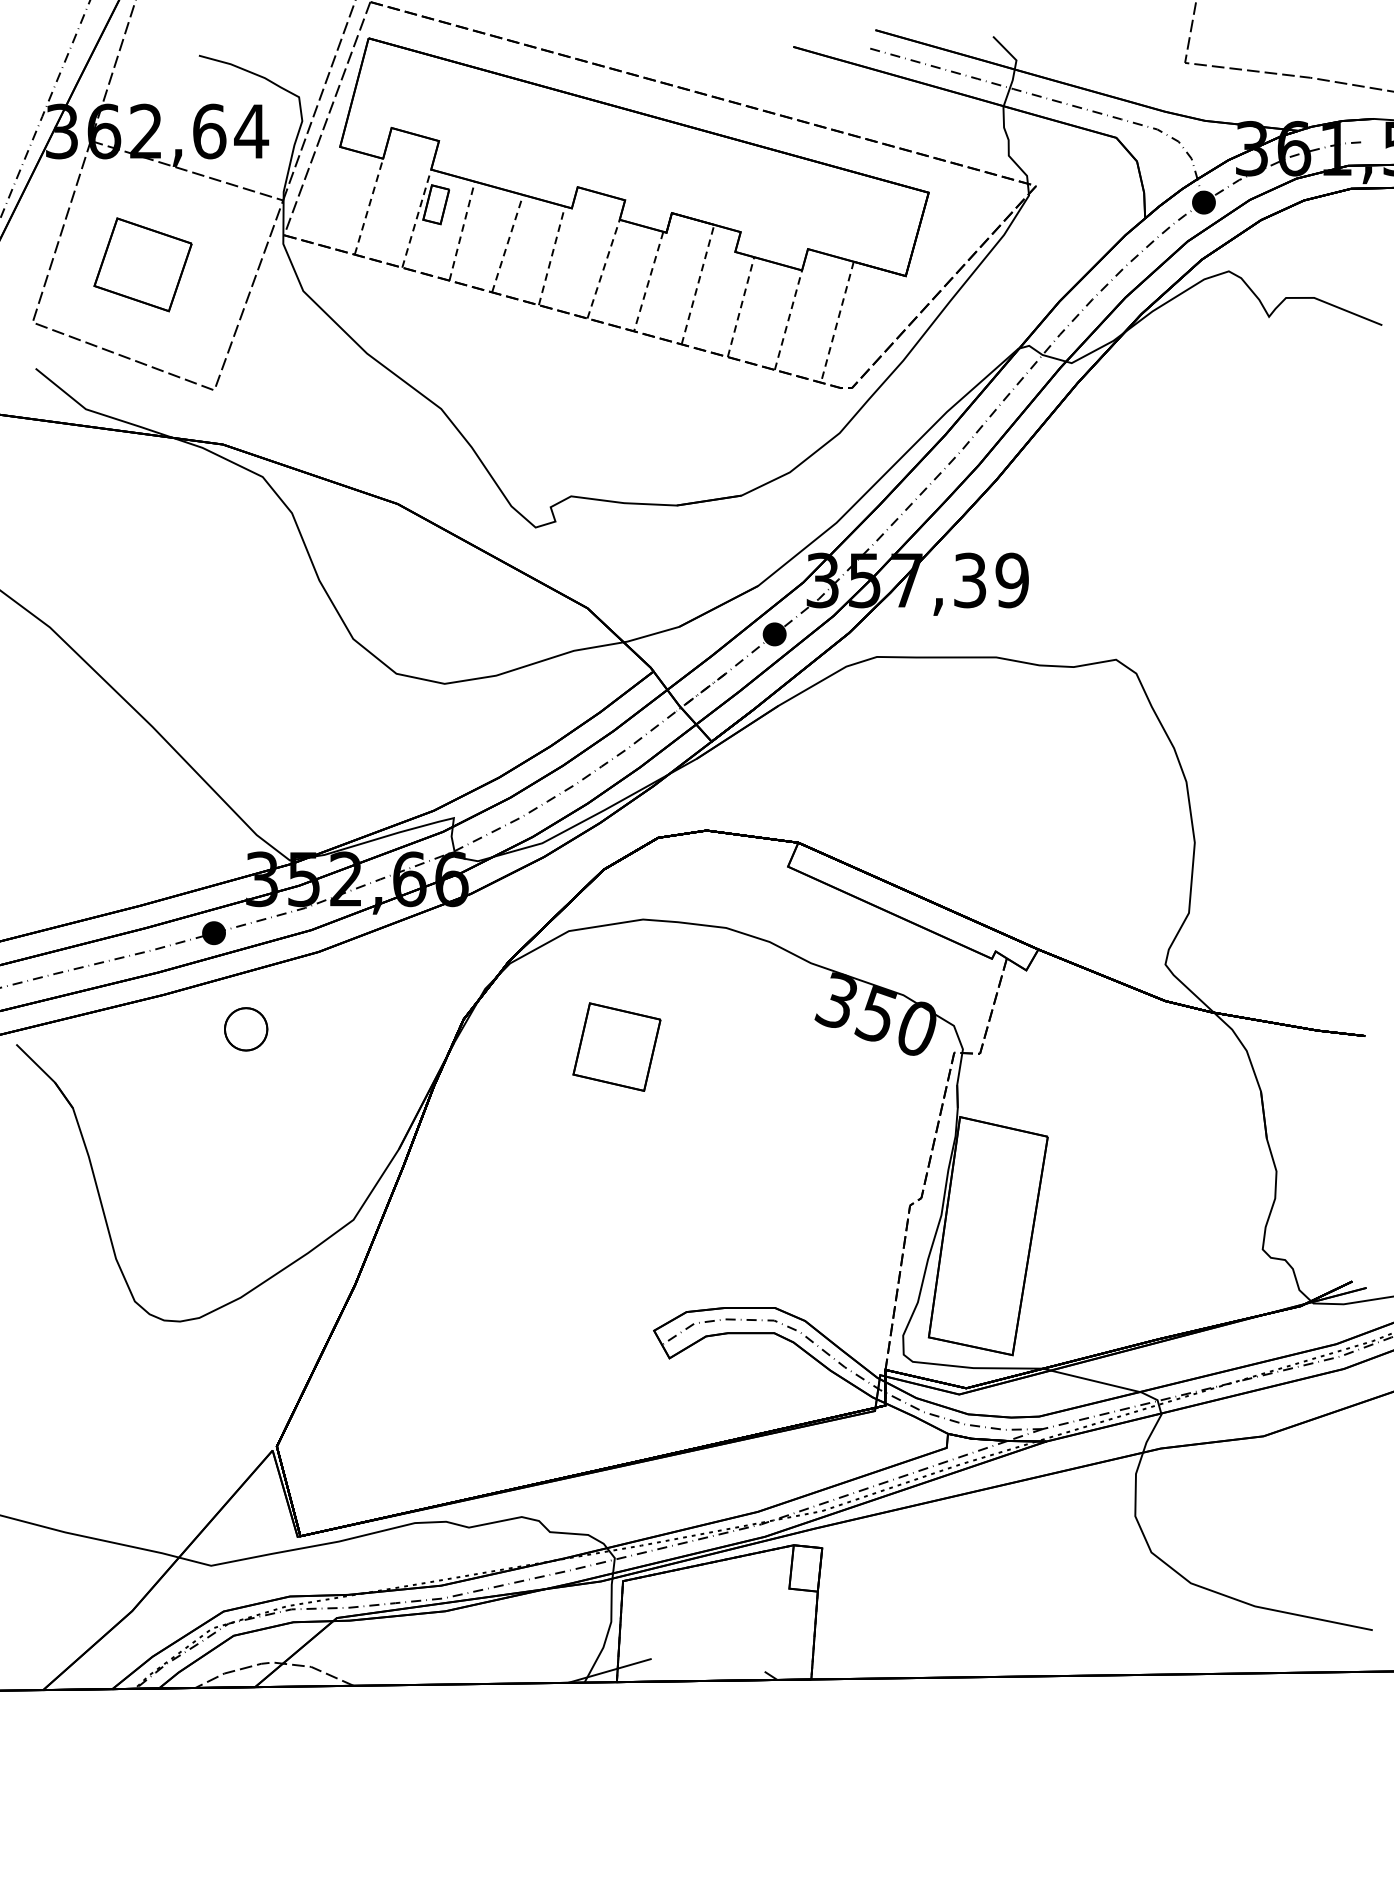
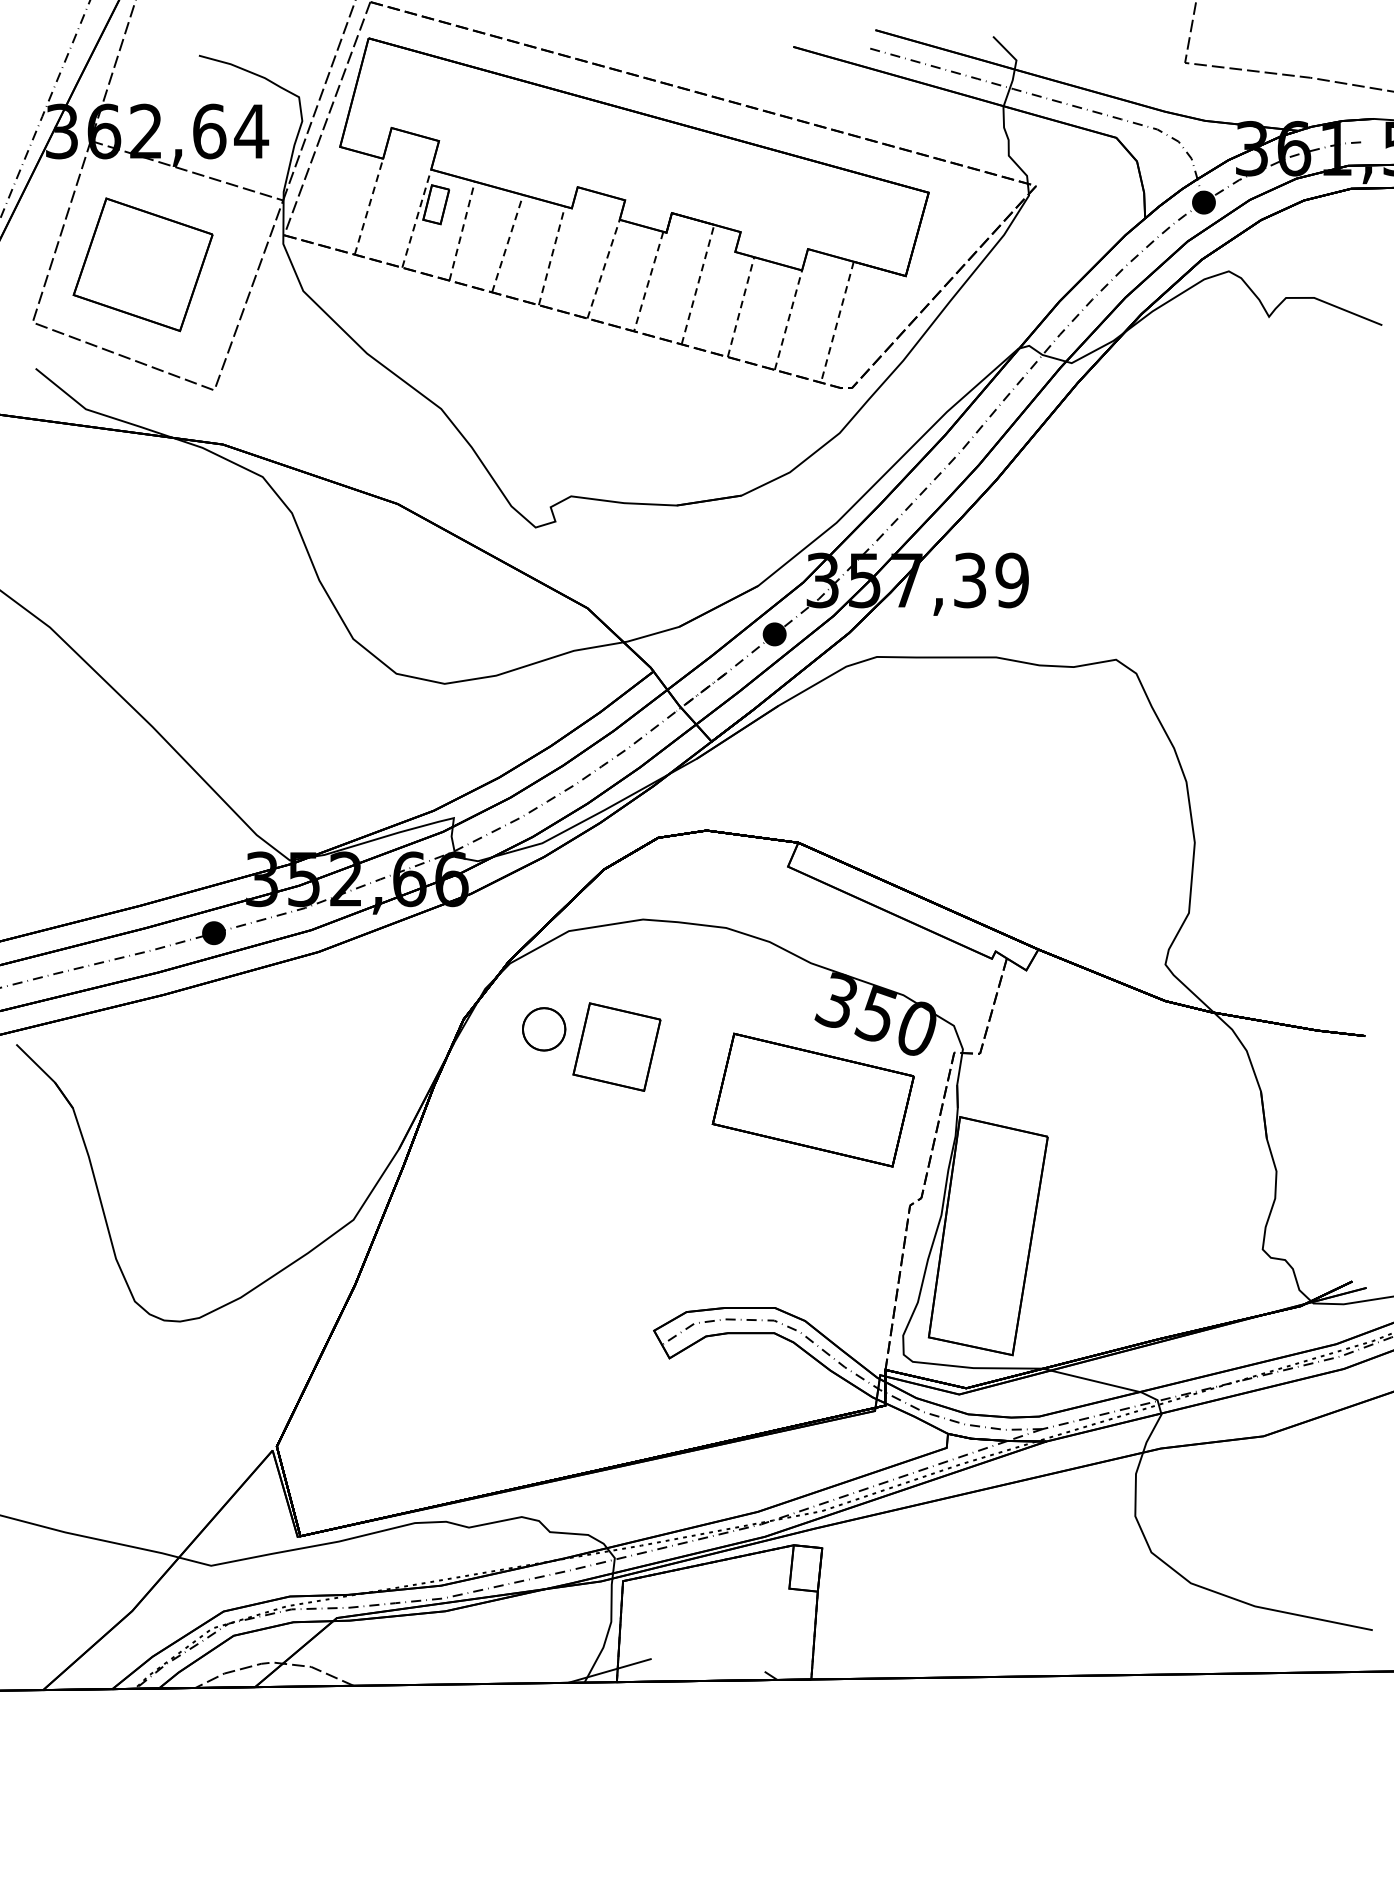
part size: 100x96 px -> 142x136 px (142, 264)
part position: (246, 1029) -> (544, 1029) (544, 1029)
part: none -> present (812, 1099)
